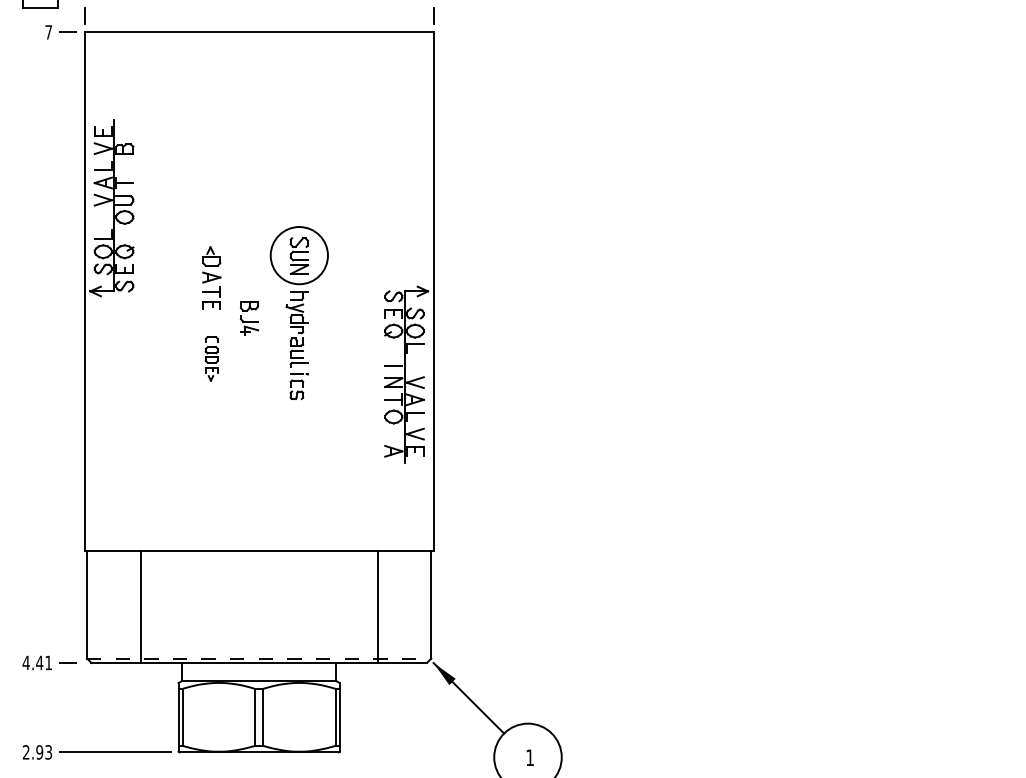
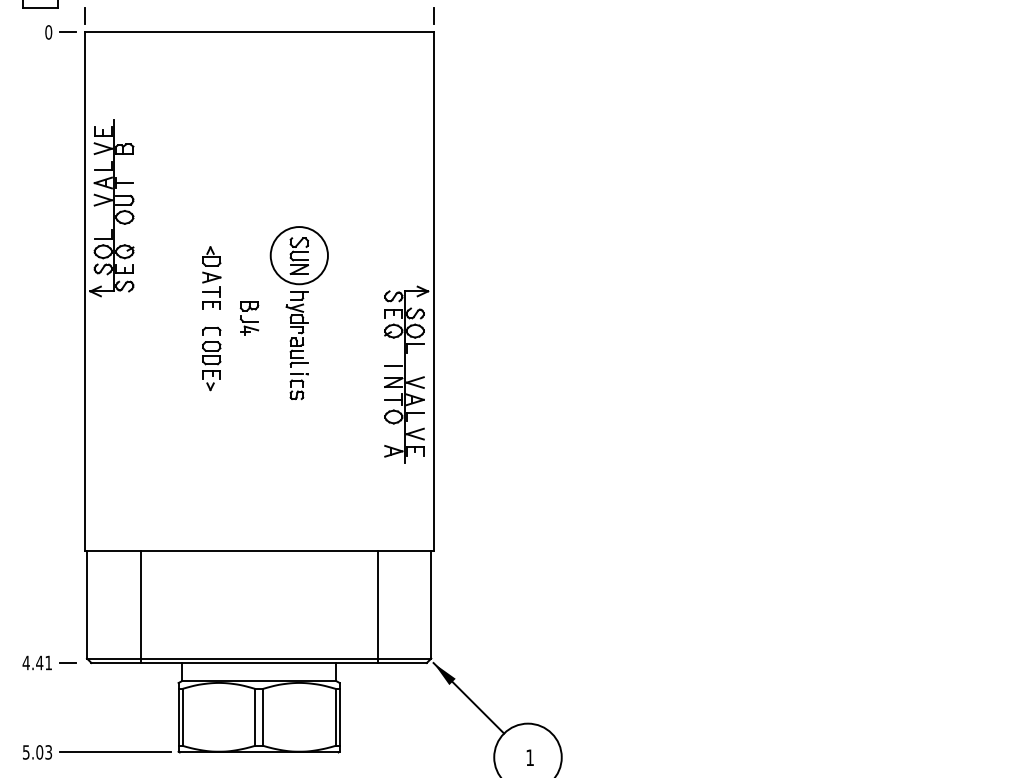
text: 7 -> 0 (48, 32)
part size: 15x46 px -> 20x66 px (211, 358)
line: dashed -> solid (259, 658)
text: 2.93 -> 5.03 (33, 752)
